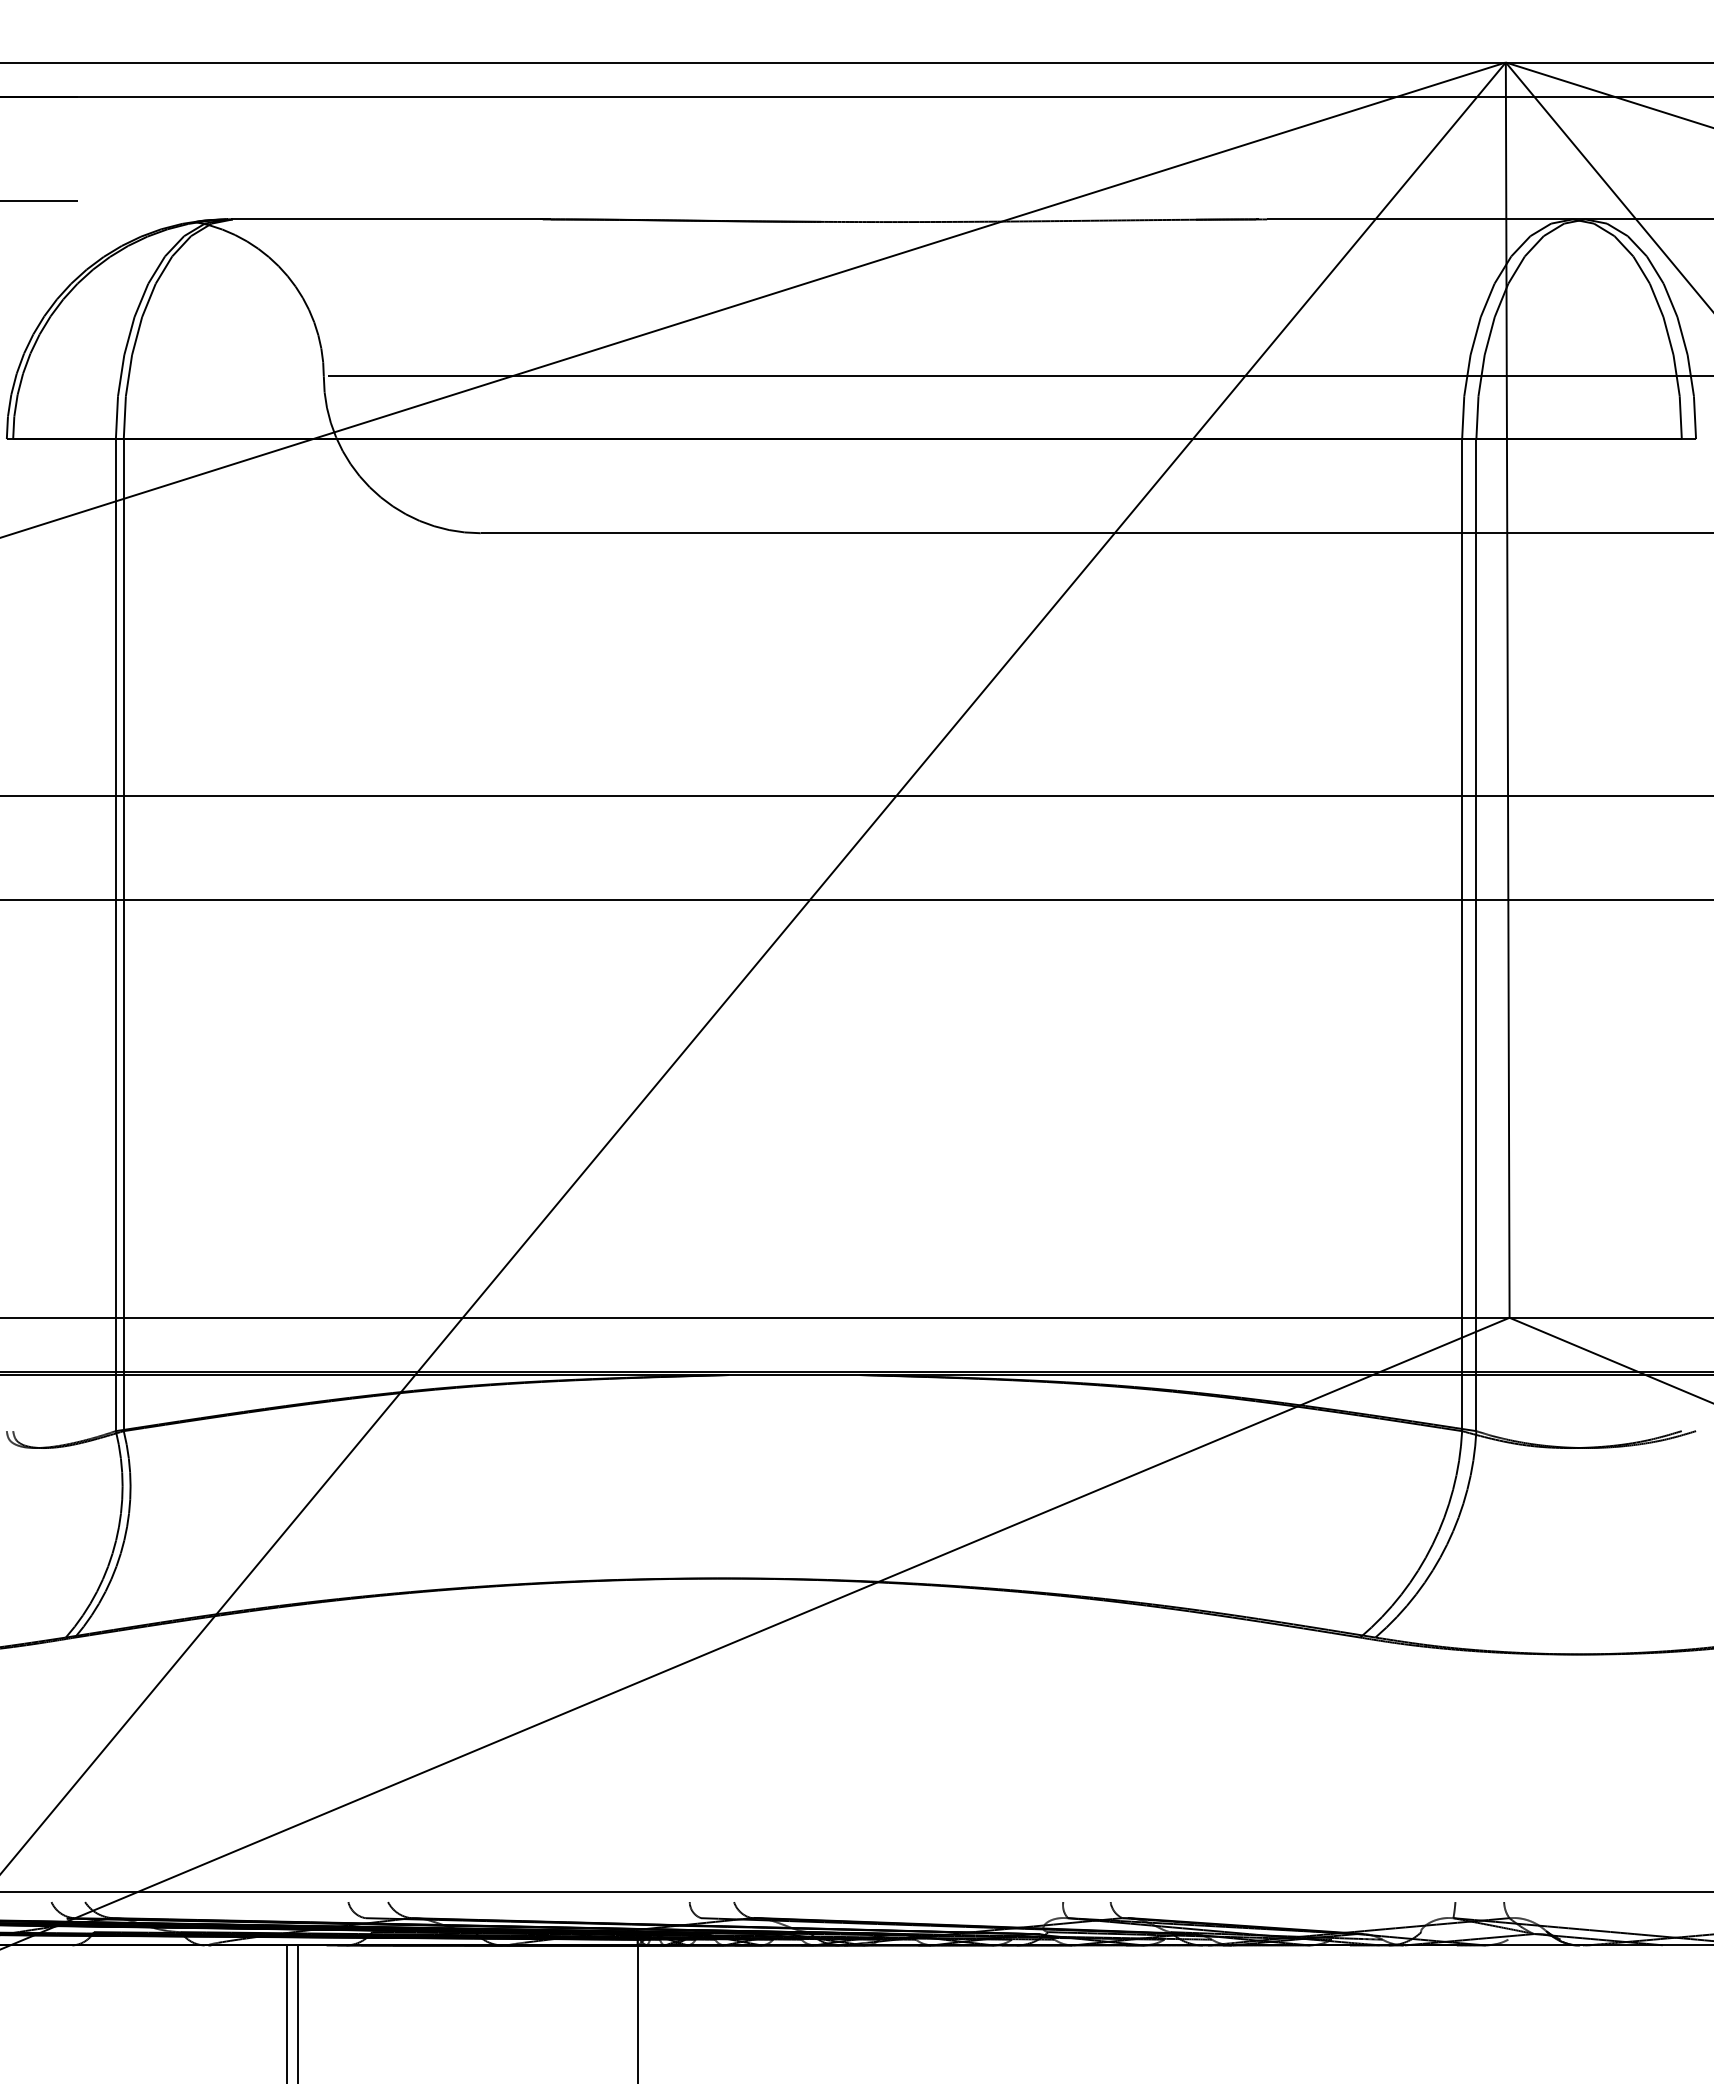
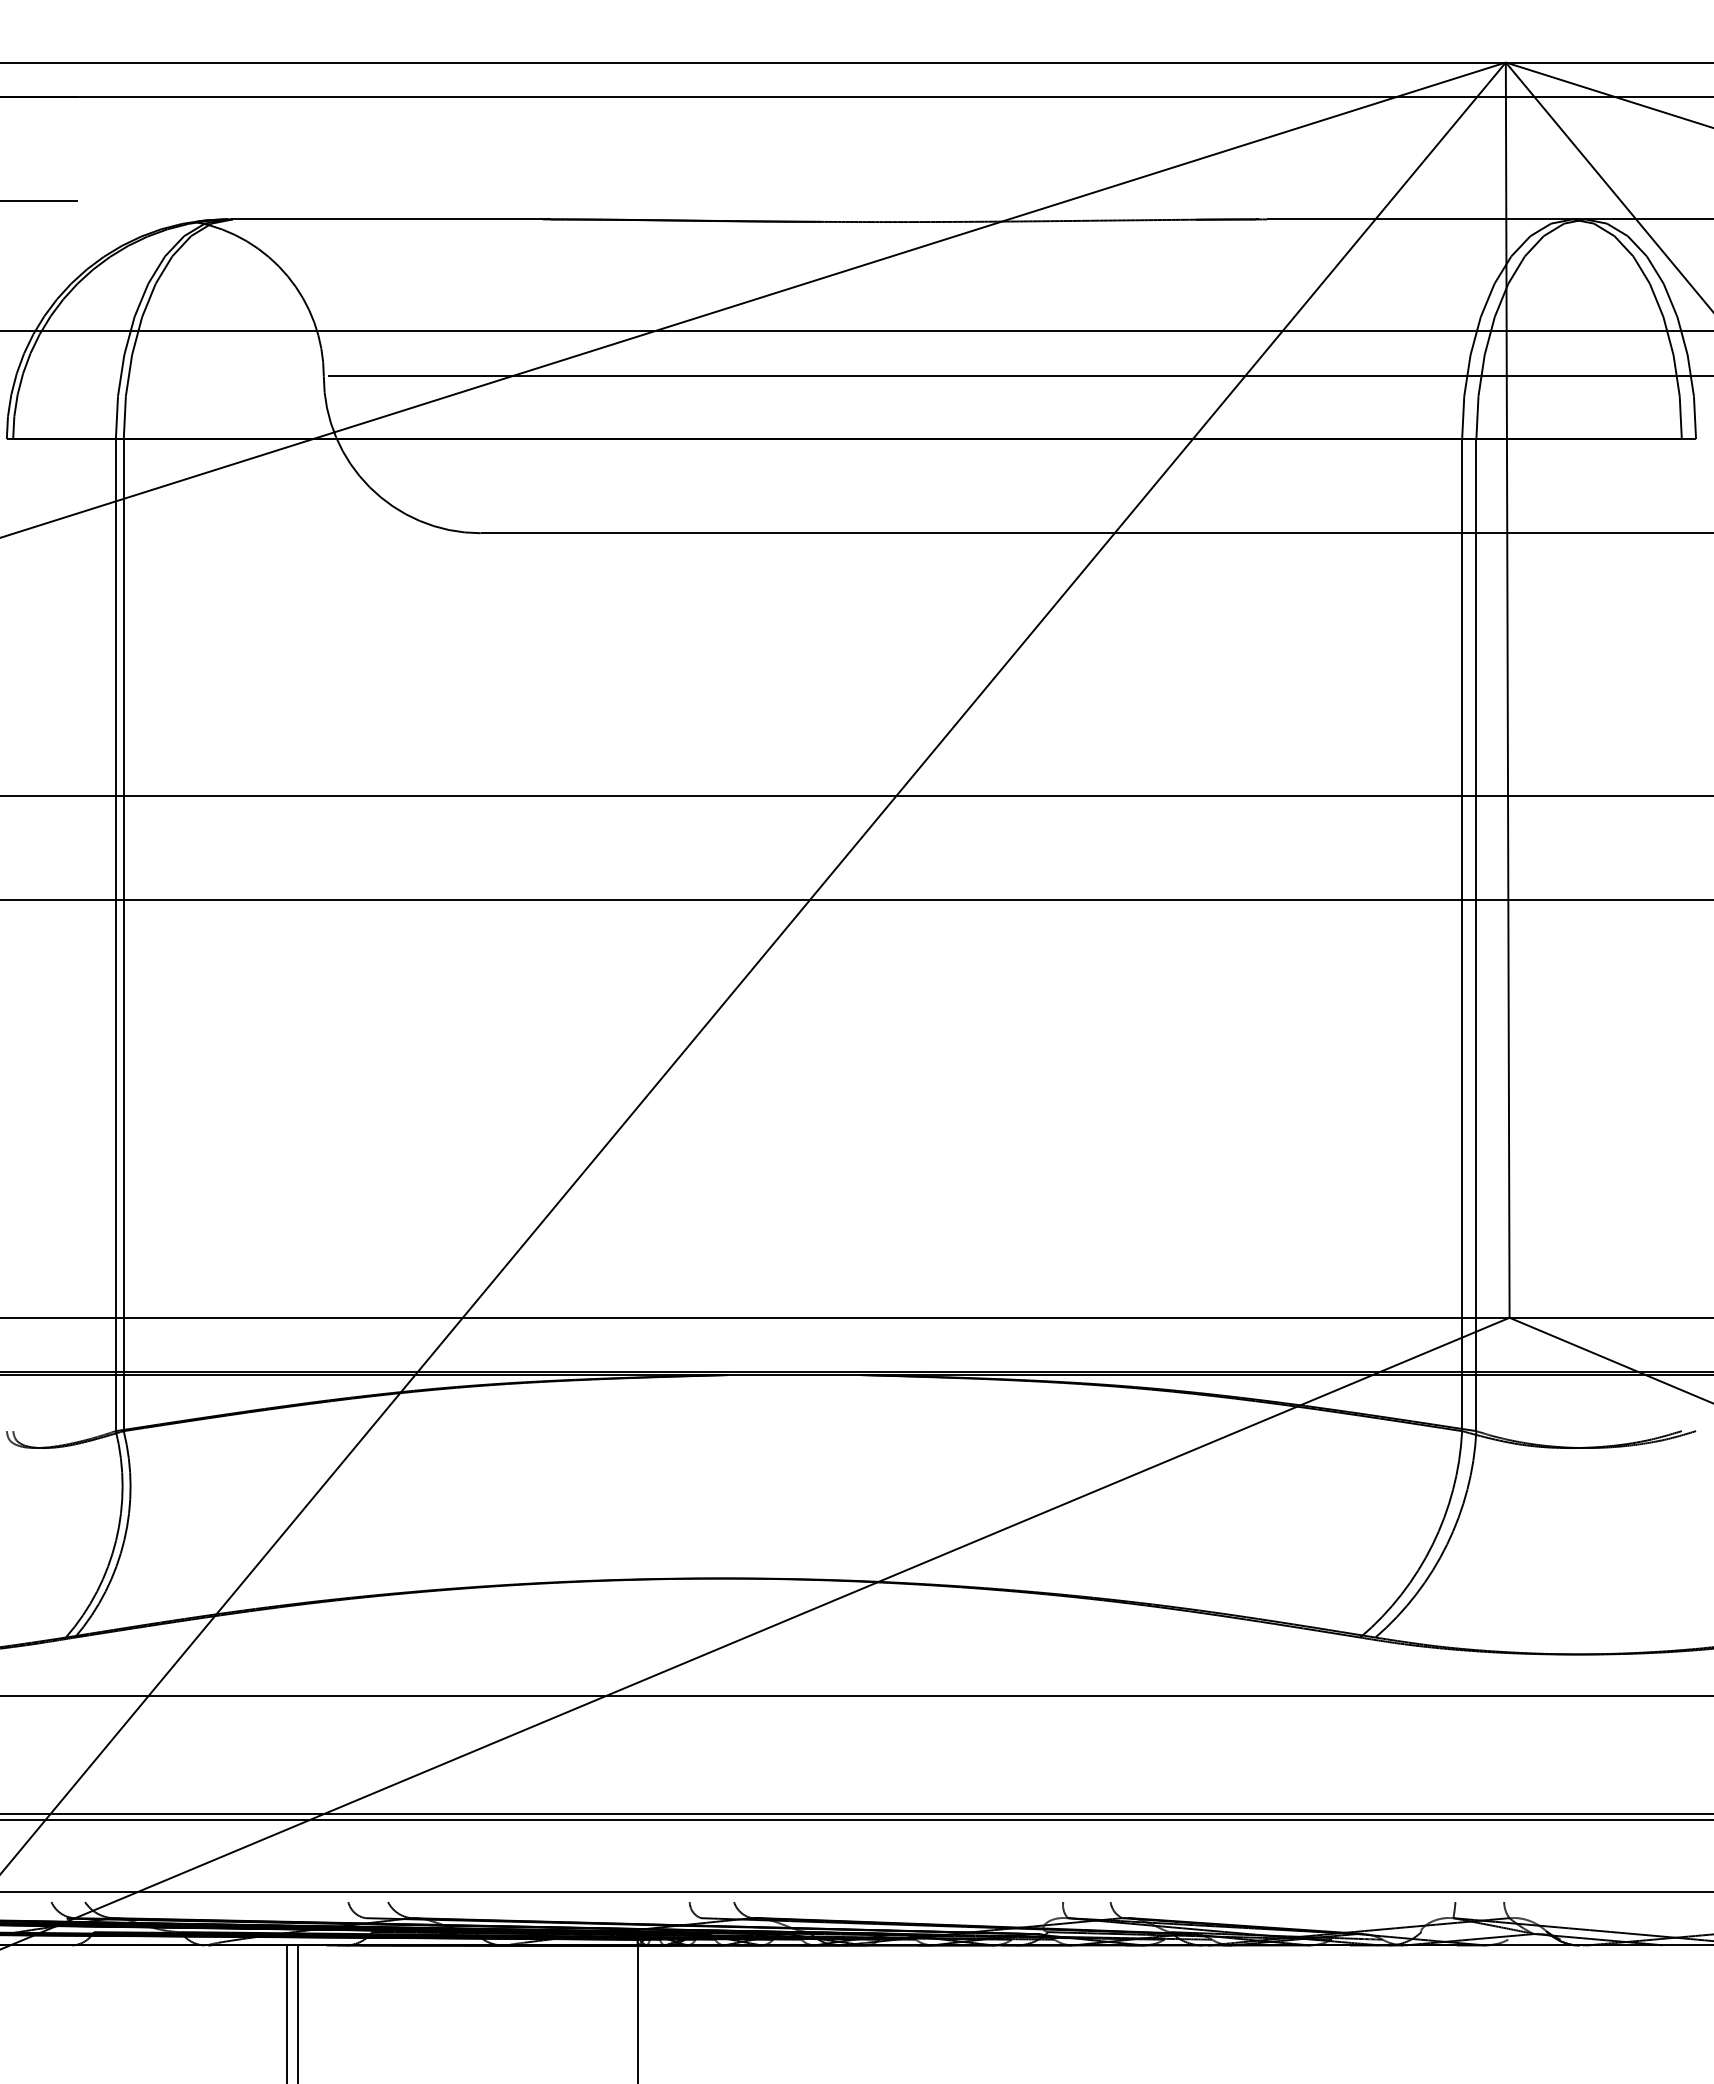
line: none -> present (856, 331)
line: none -> present (856, 1695)
line: none -> present (856, 1813)
line: none -> present (856, 1819)
